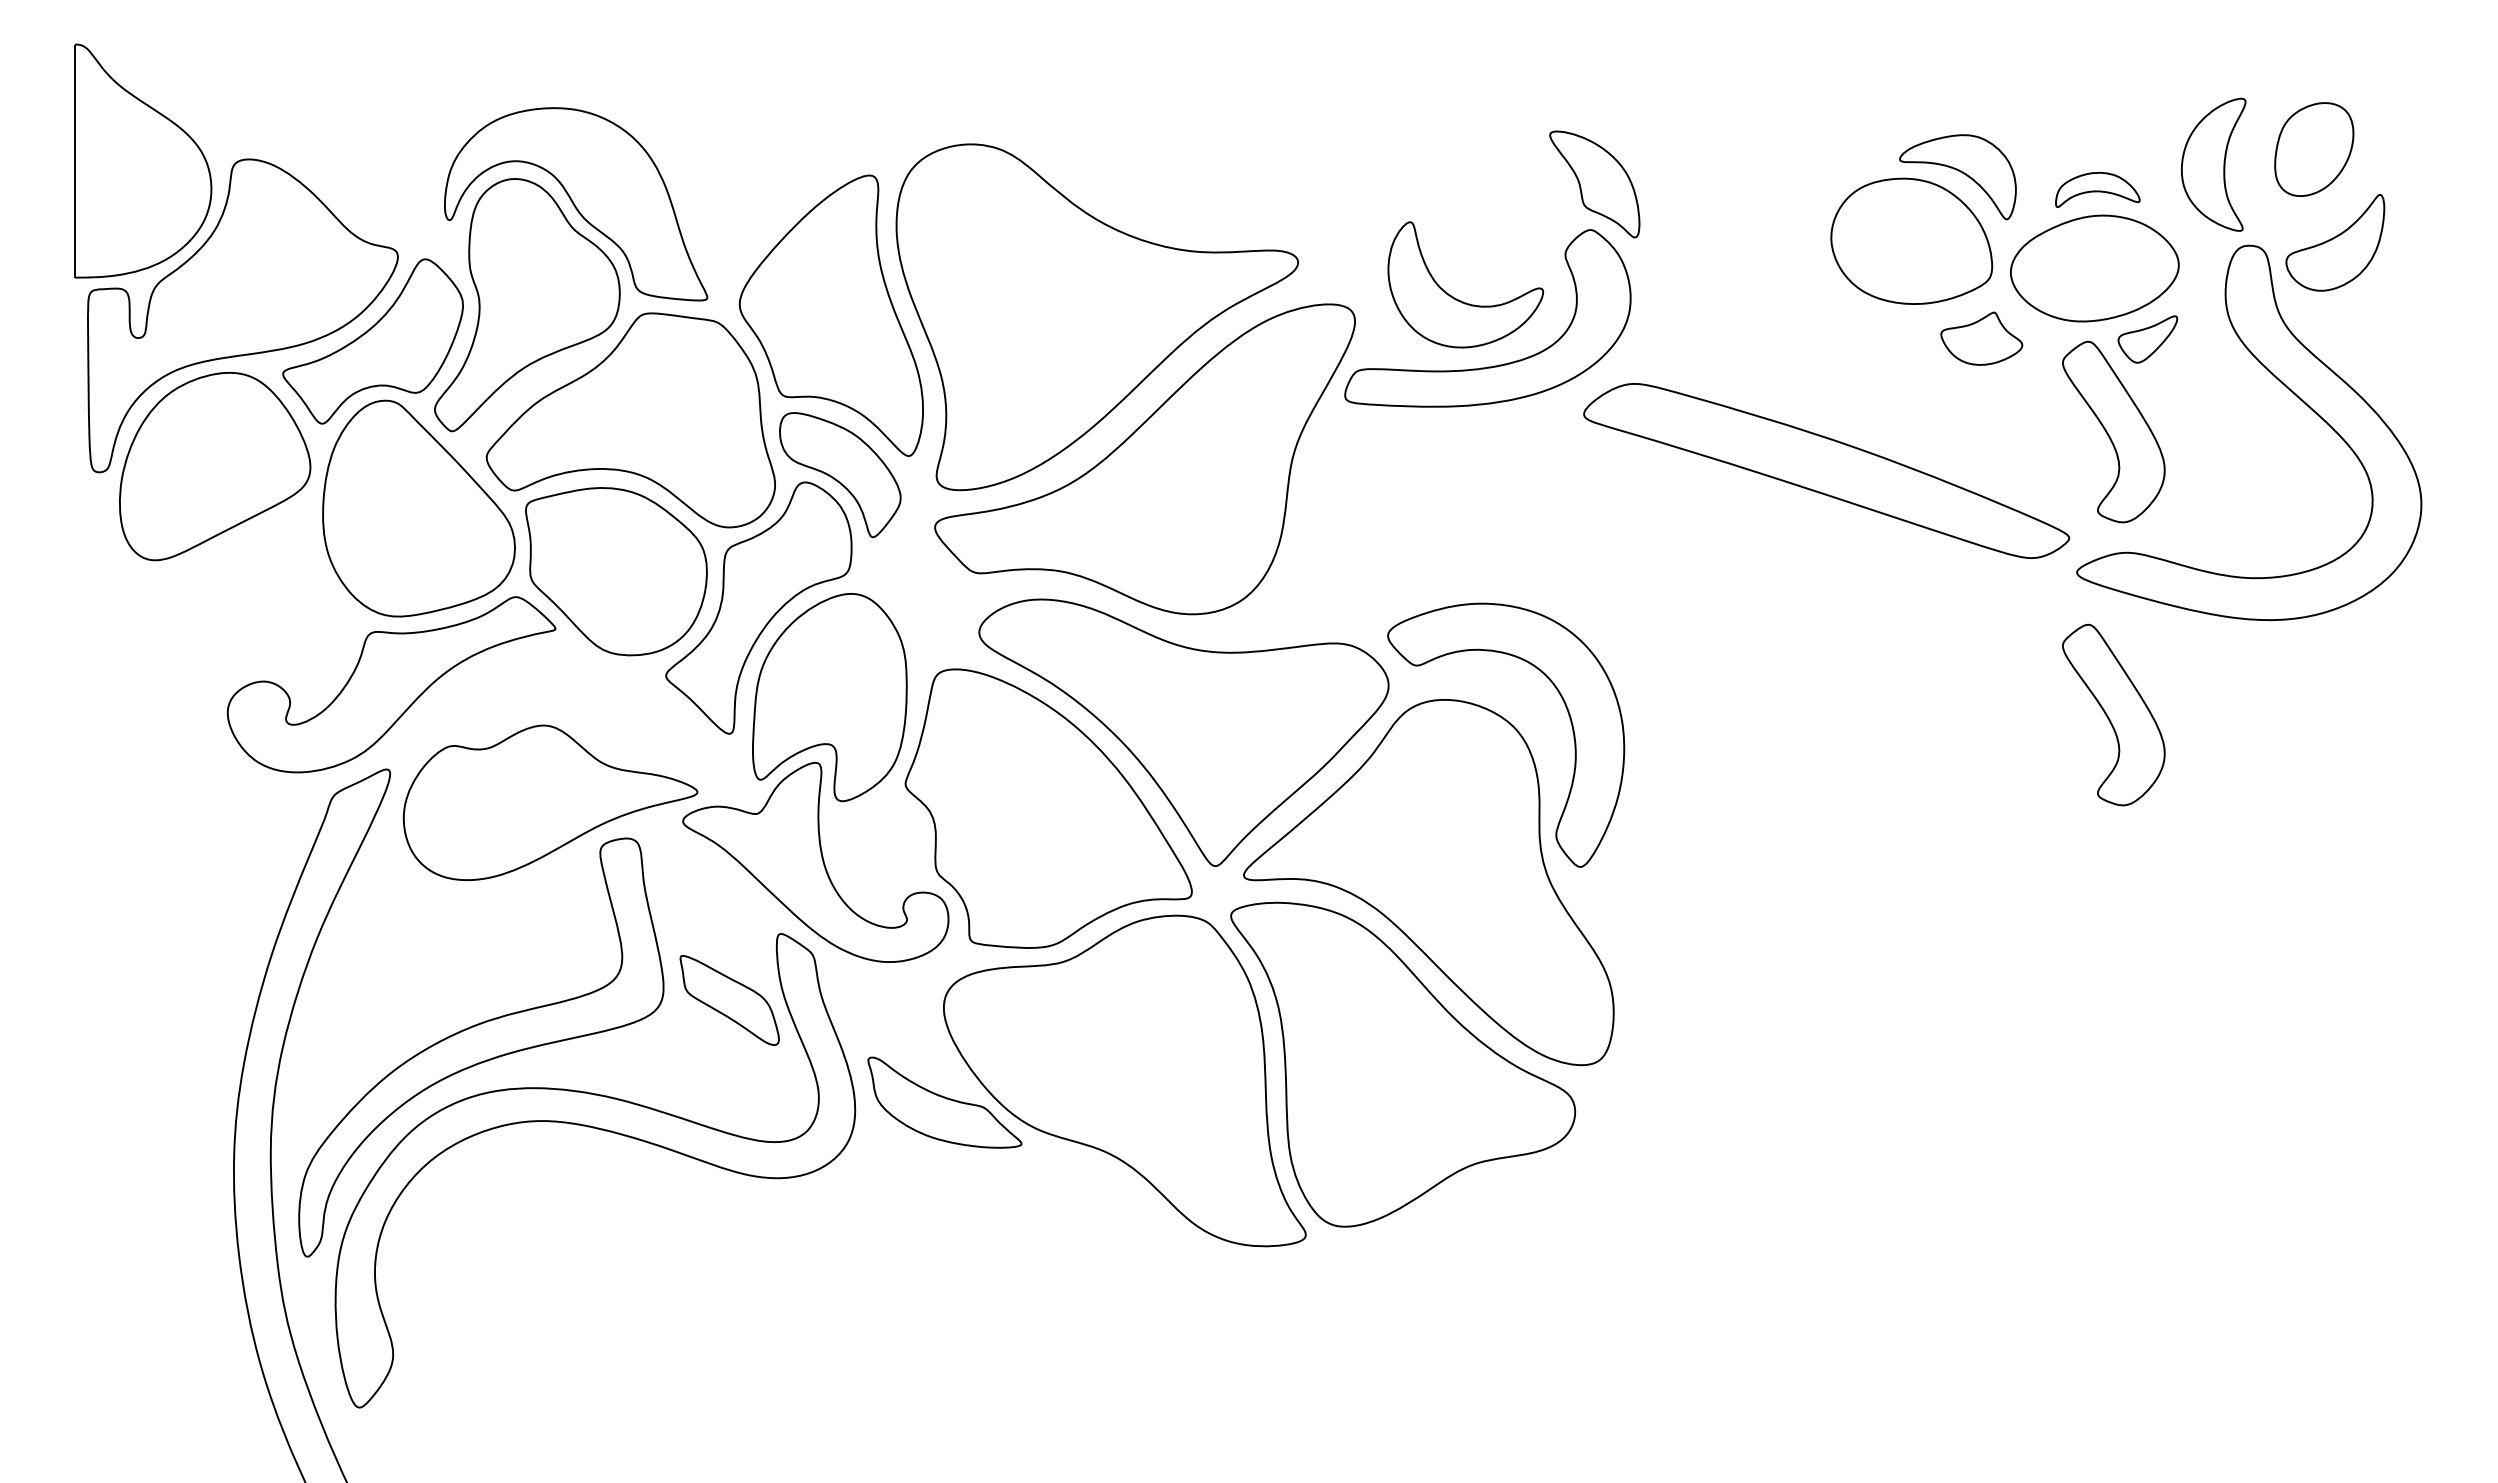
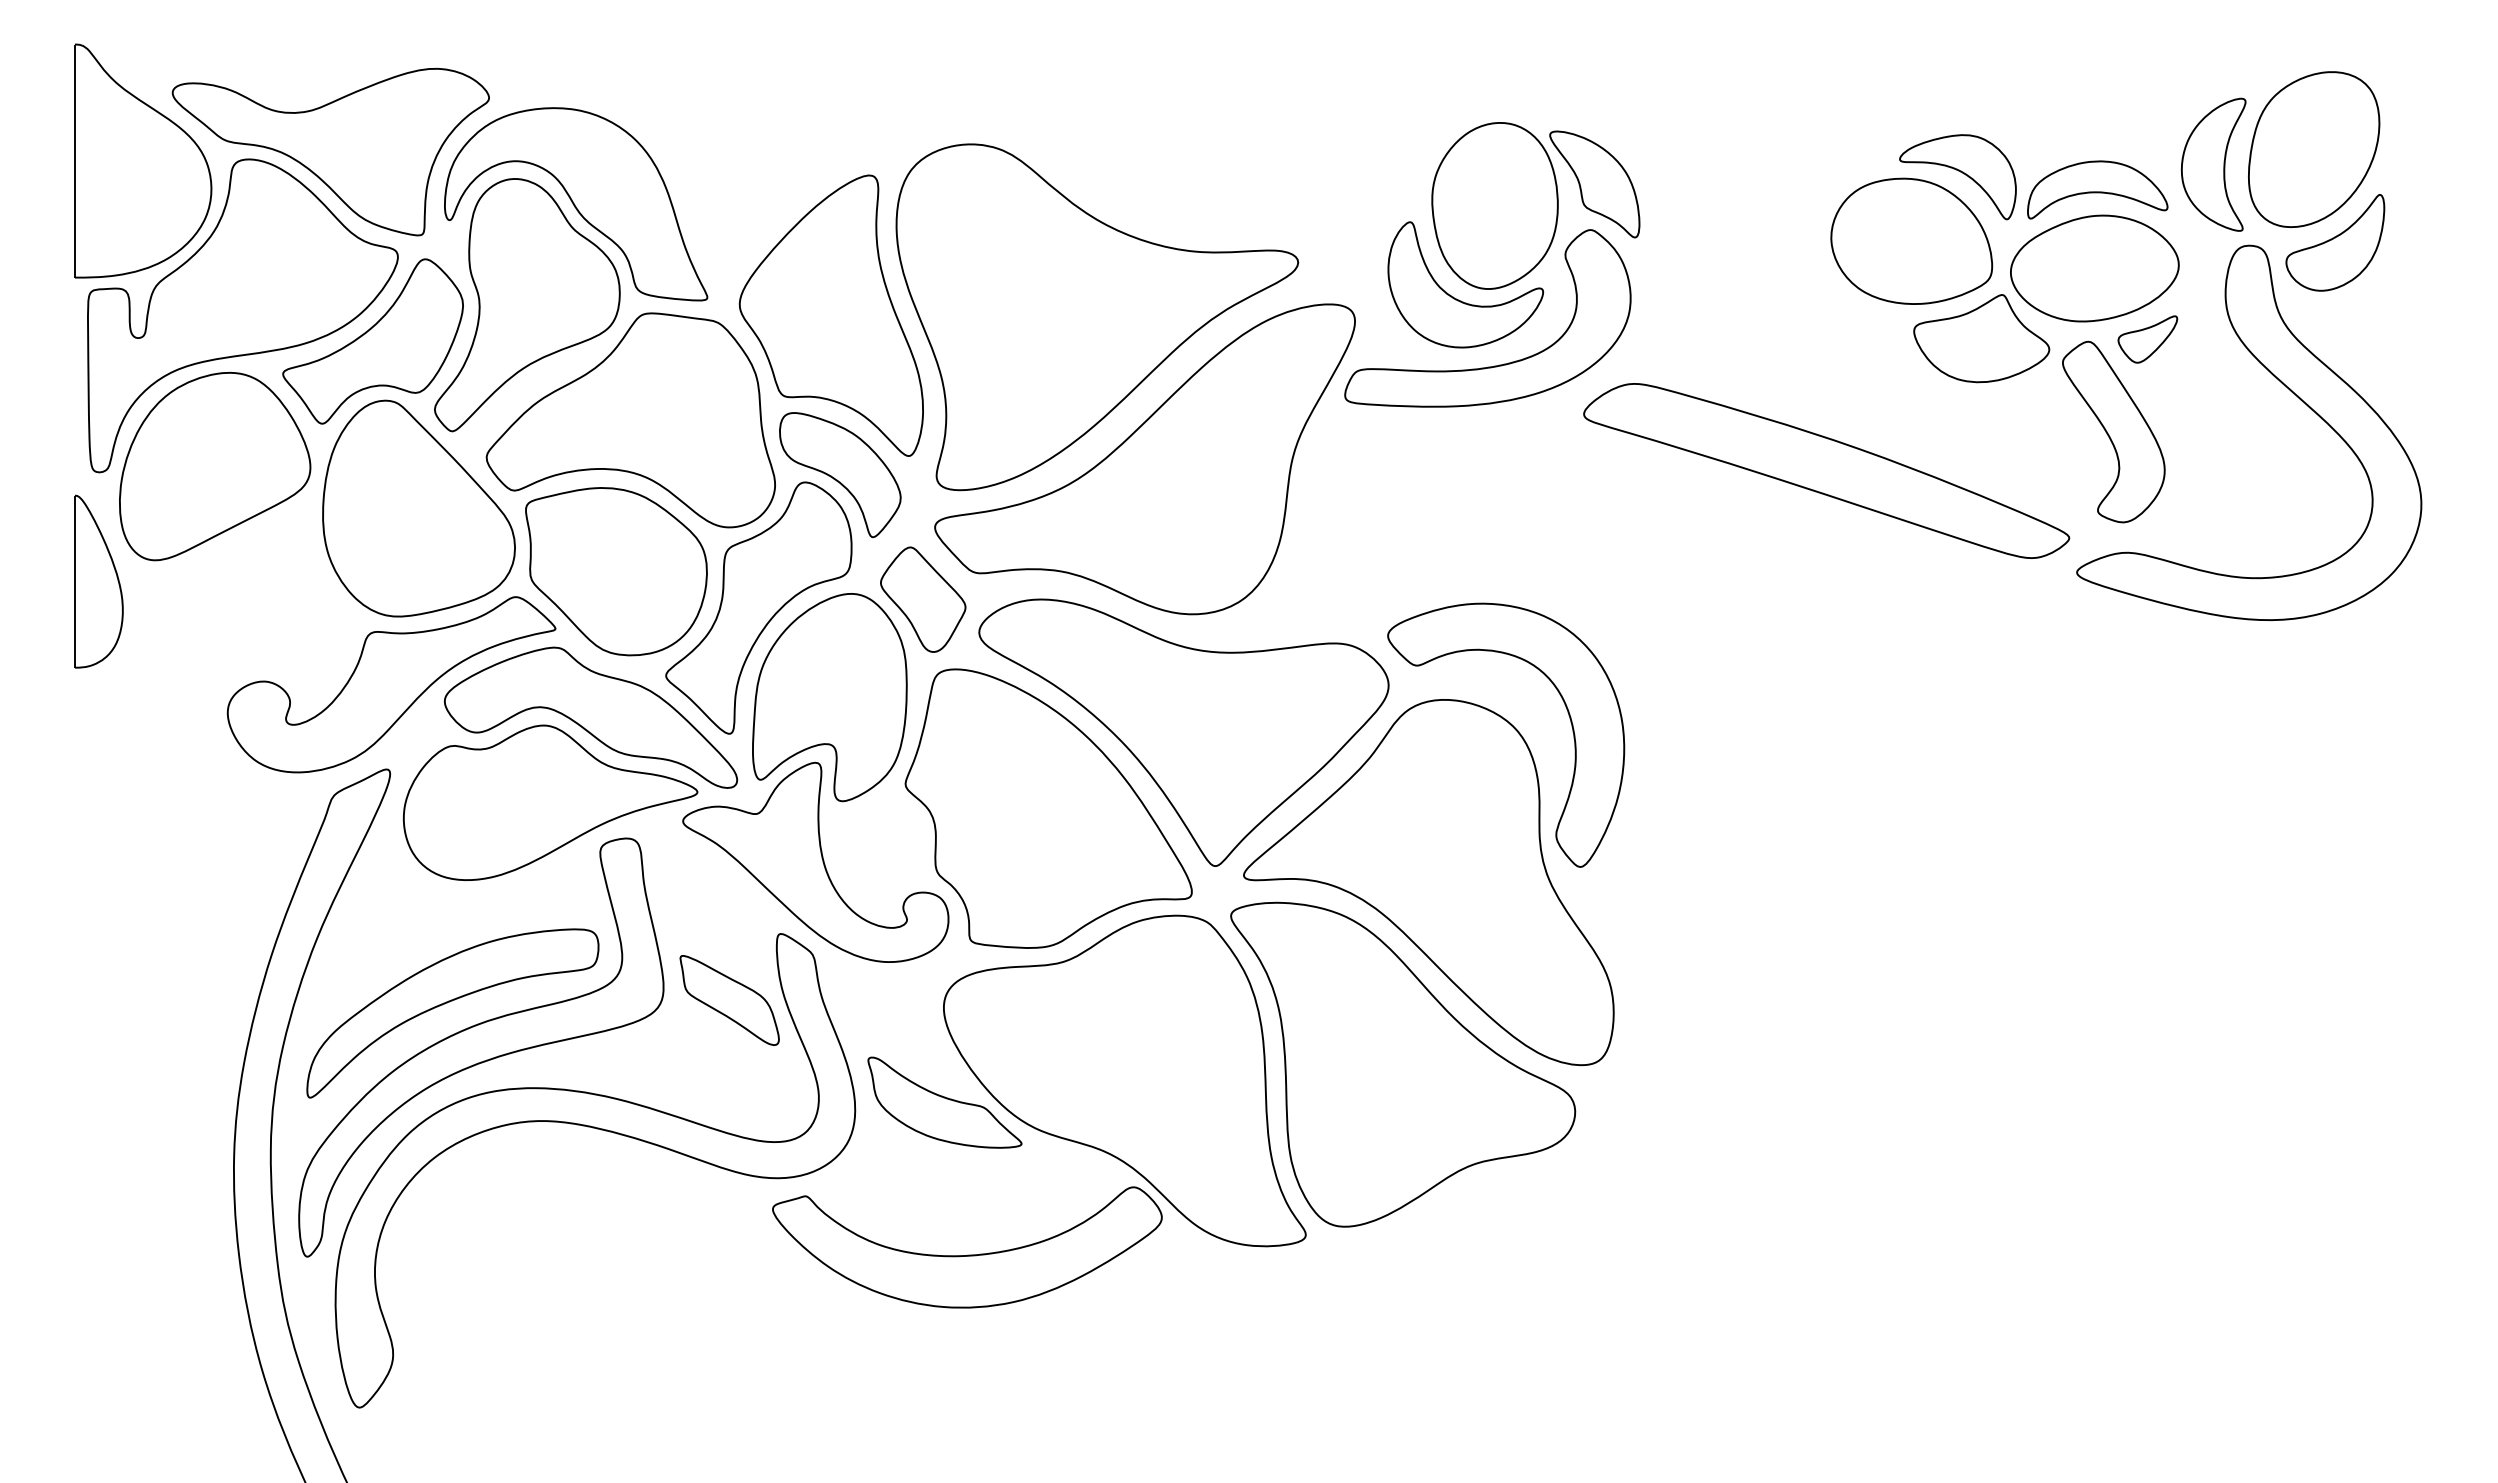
part size: 81x95 px -> 133x157 px (2314, 149)
part: none -> present (330, 151)
part size: 86x37 px -> 142x60 px (2097, 189)
part: none -> present (1494, 205)
part size: 84x55 px -> 138x90 px (1981, 338)
part: none -> present (98, 581)
part: none -> present (923, 599)
part: present -> none (2113, 714)
part: none -> present (590, 717)
part: none -> present (447, 1003)
part: none -> present (967, 1254)
